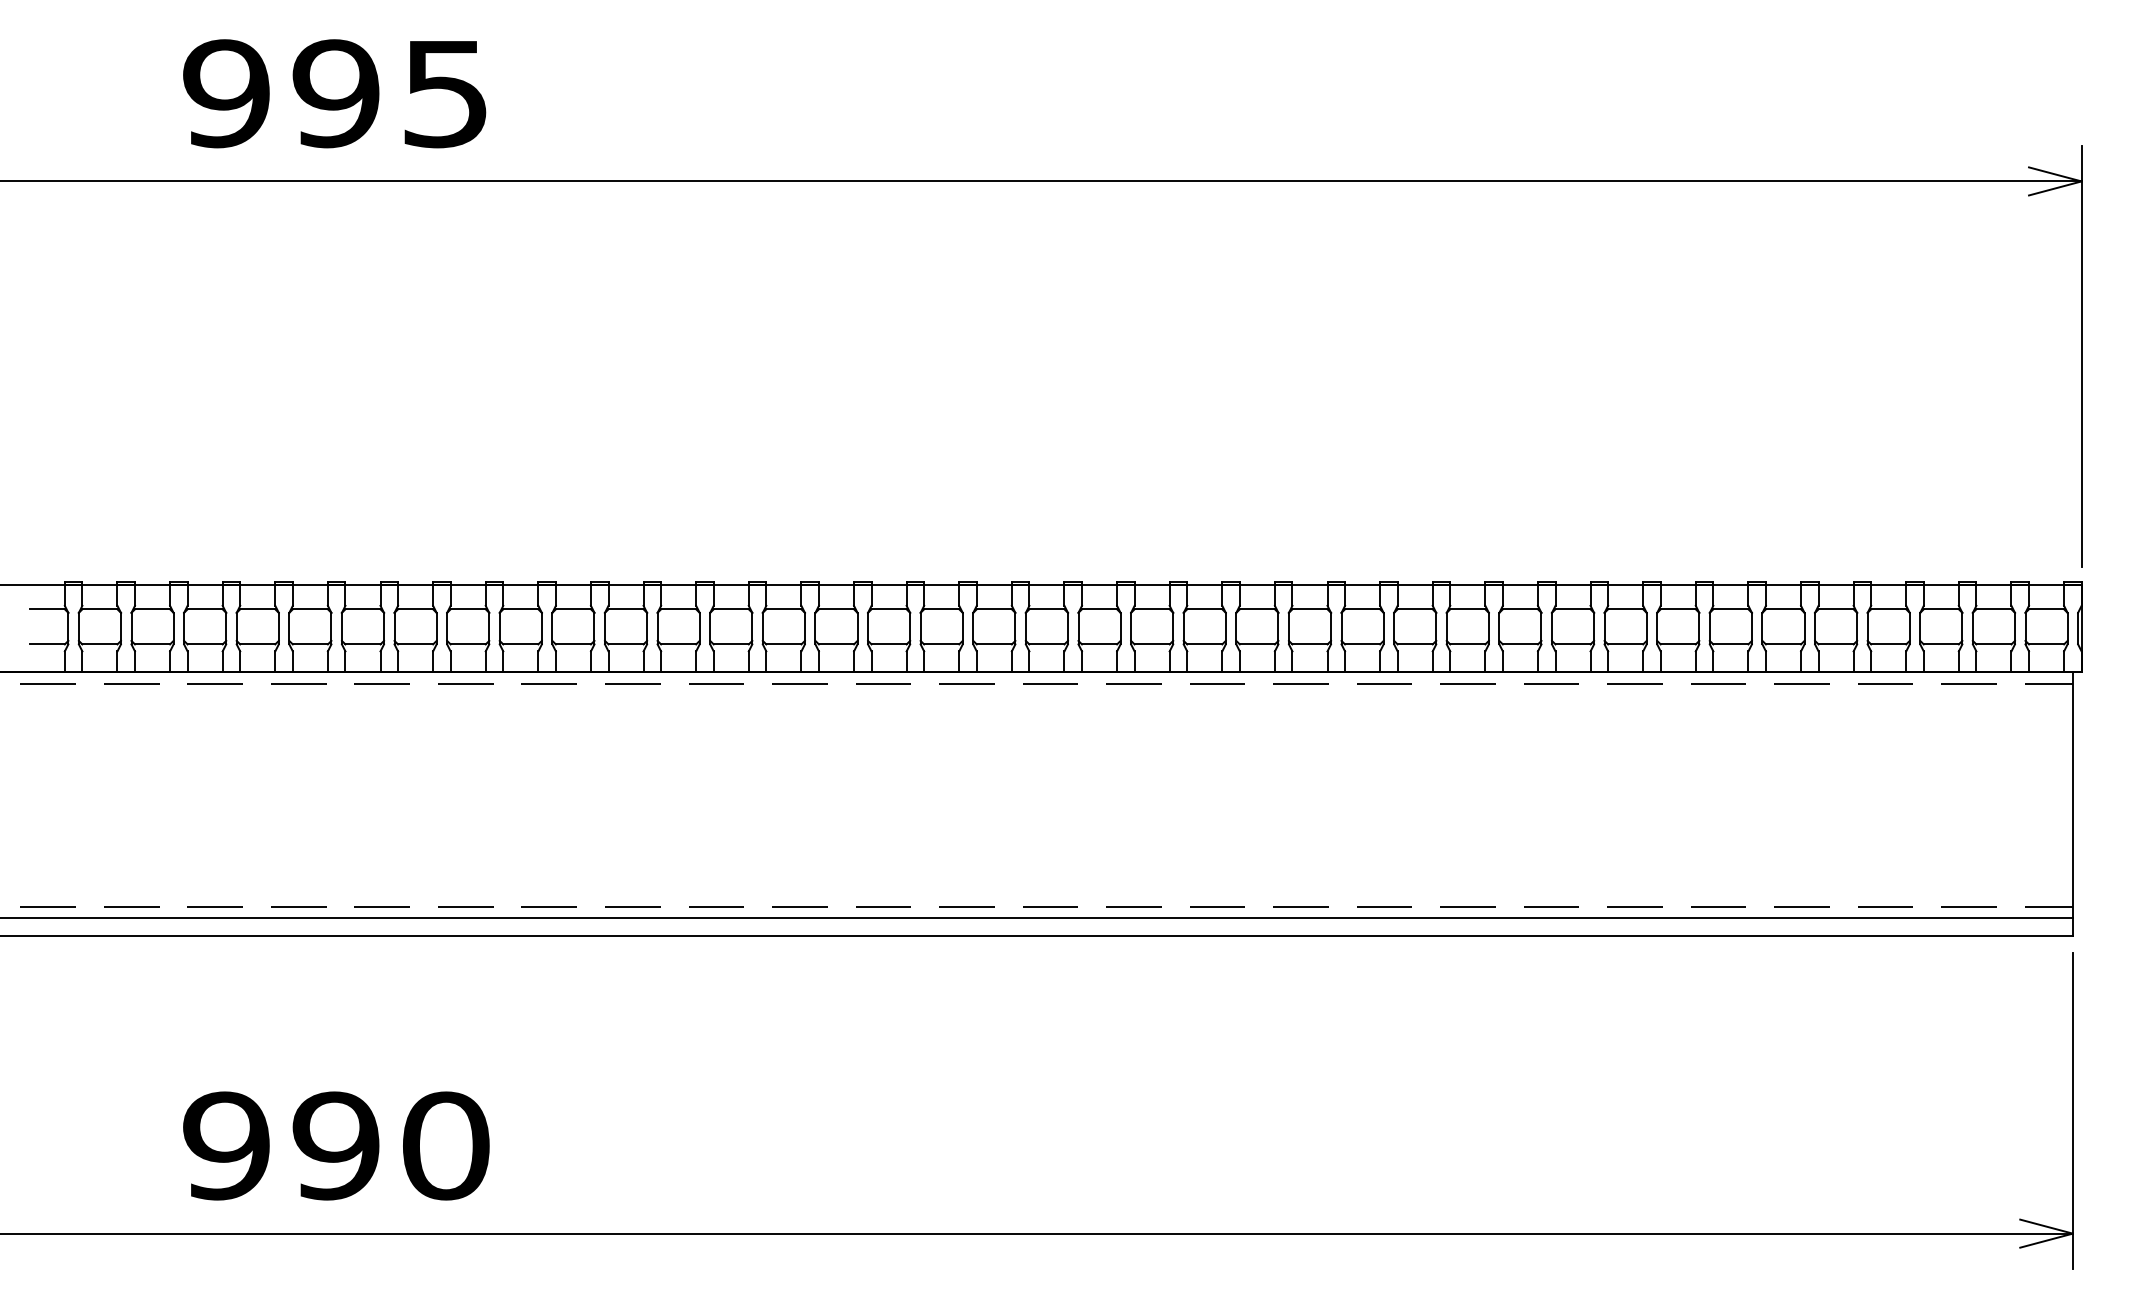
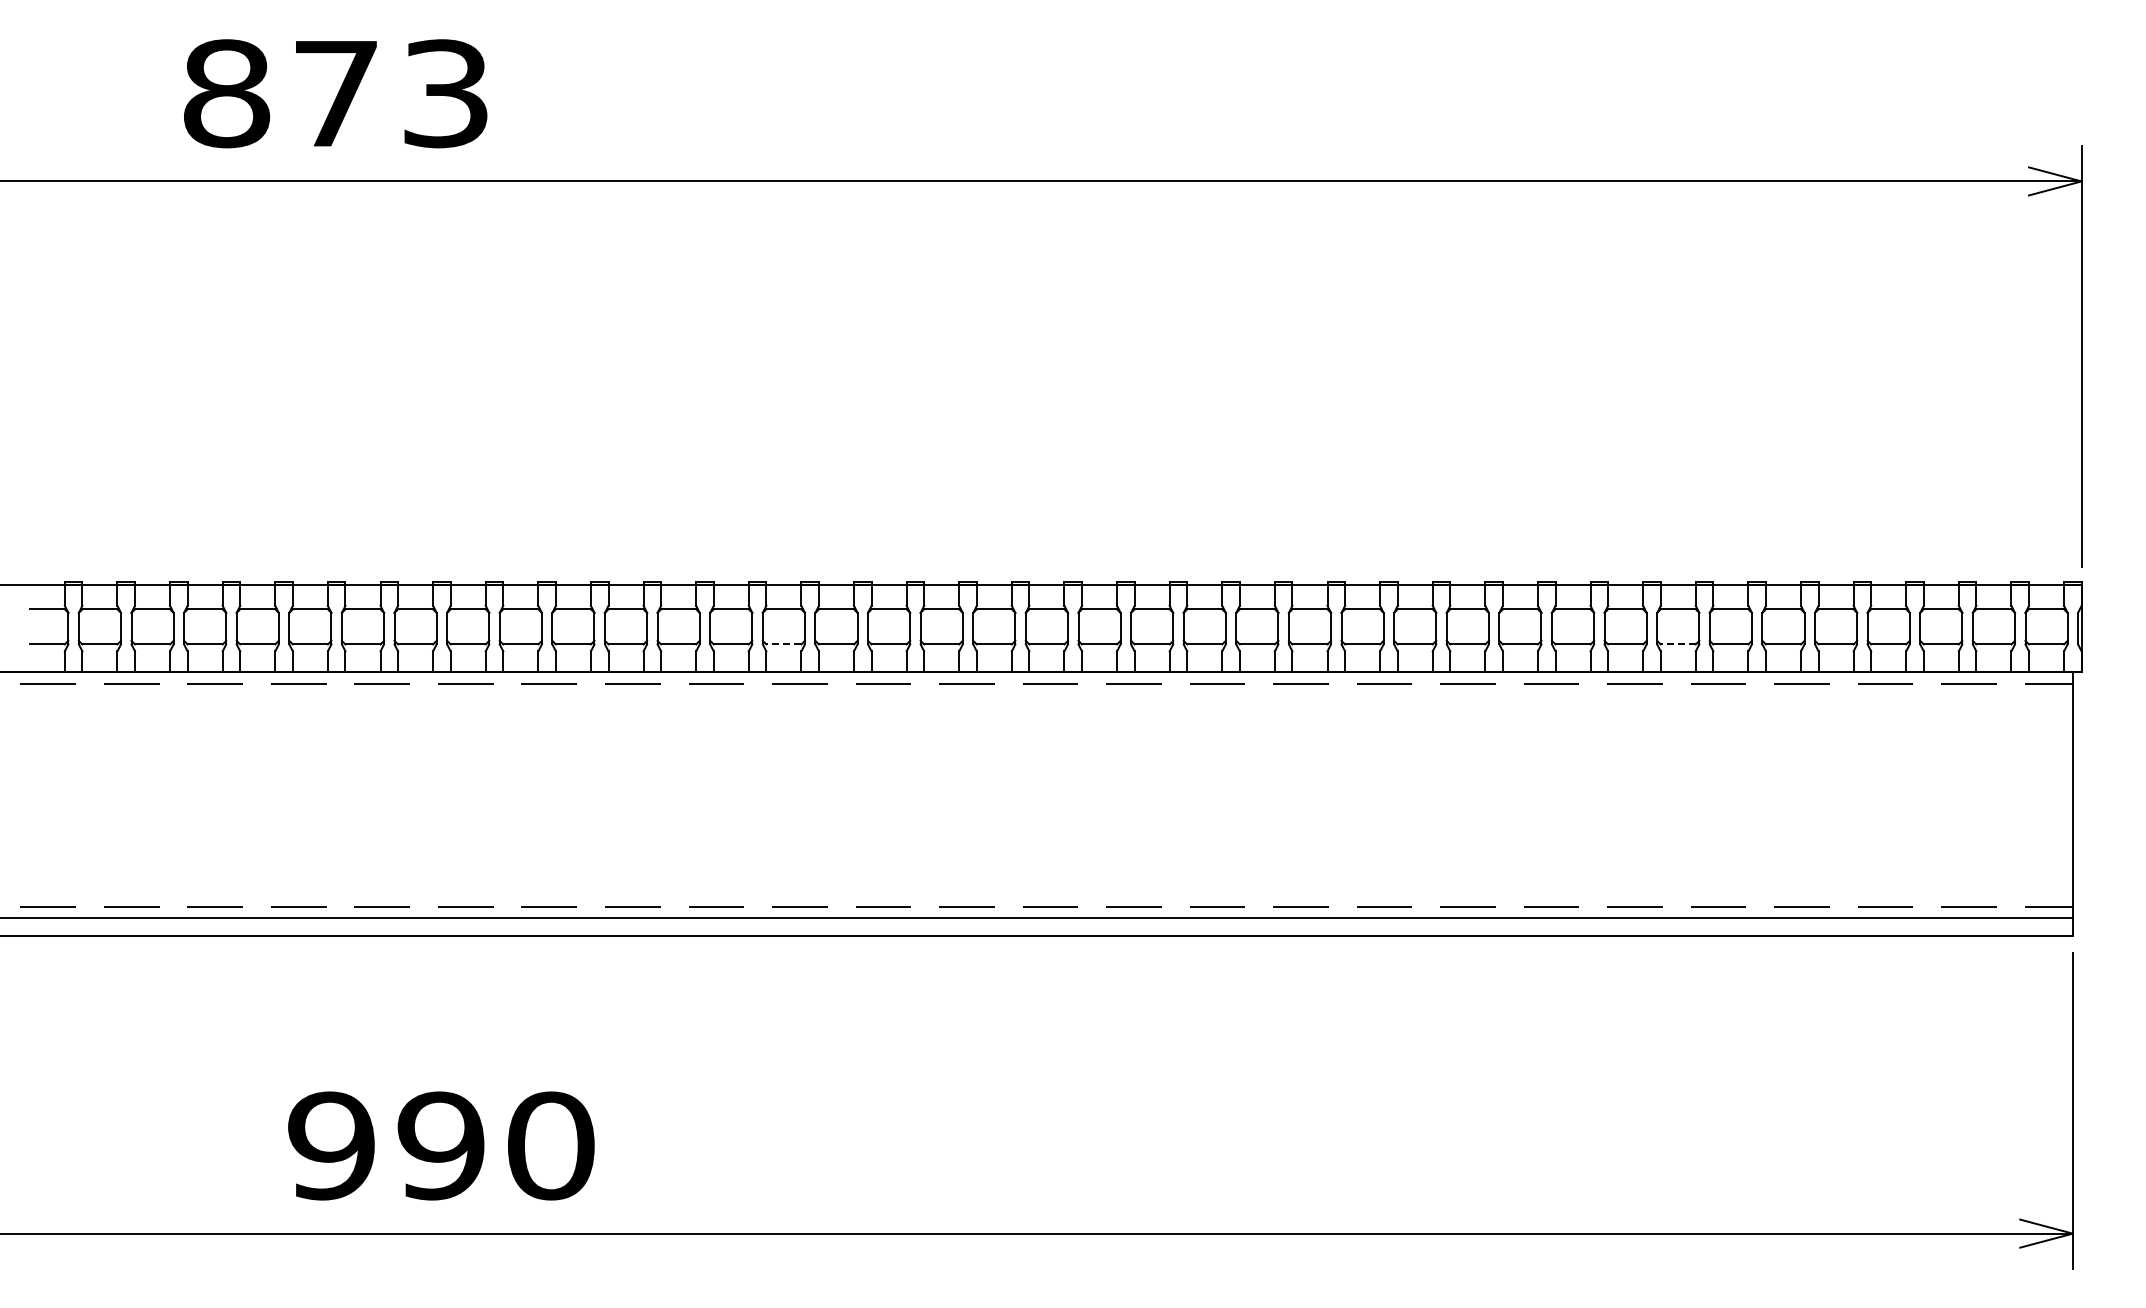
text: 995 -> 873 (335, 93)
line: solid -> dashed (783, 644)
line: solid -> dashed (1678, 644)
text position: (336, 1145) -> (441, 1145) (441, 1145)
